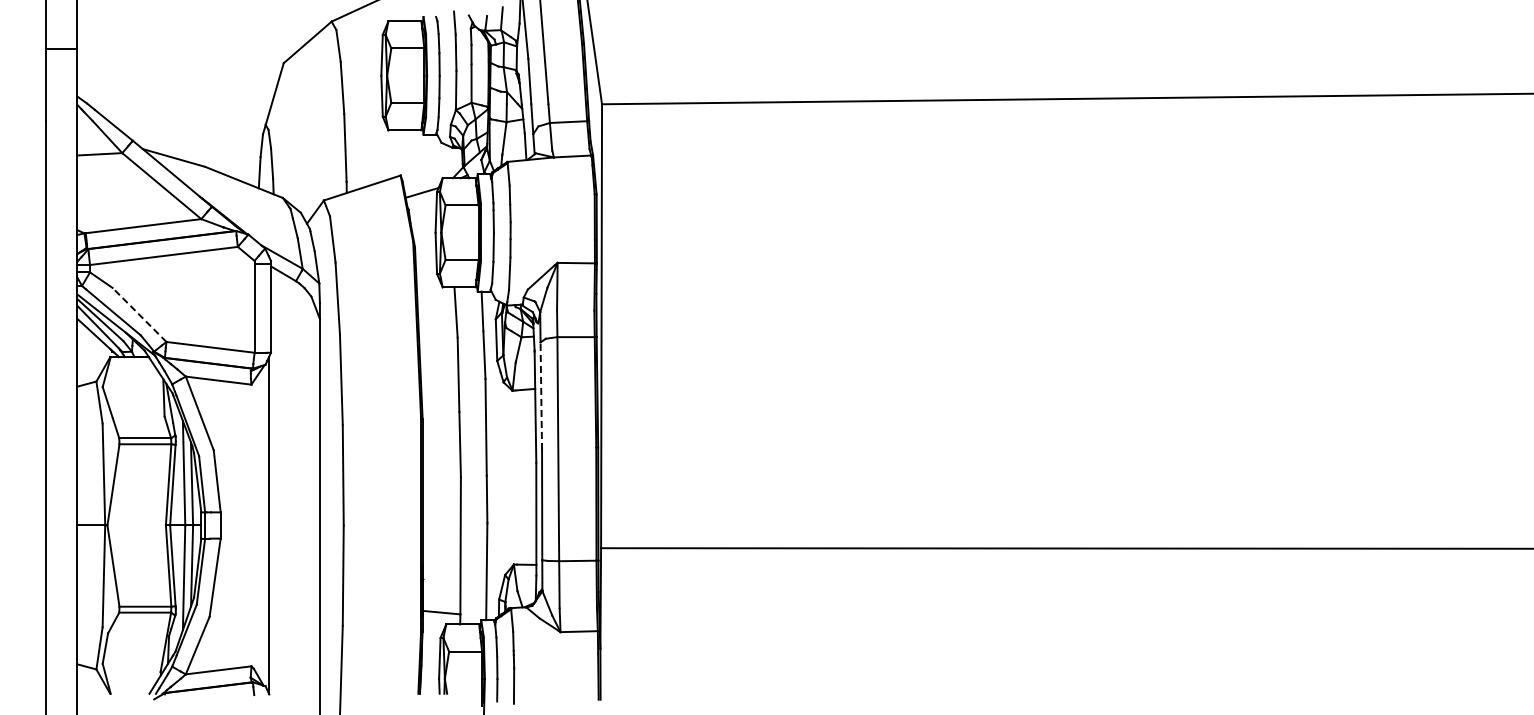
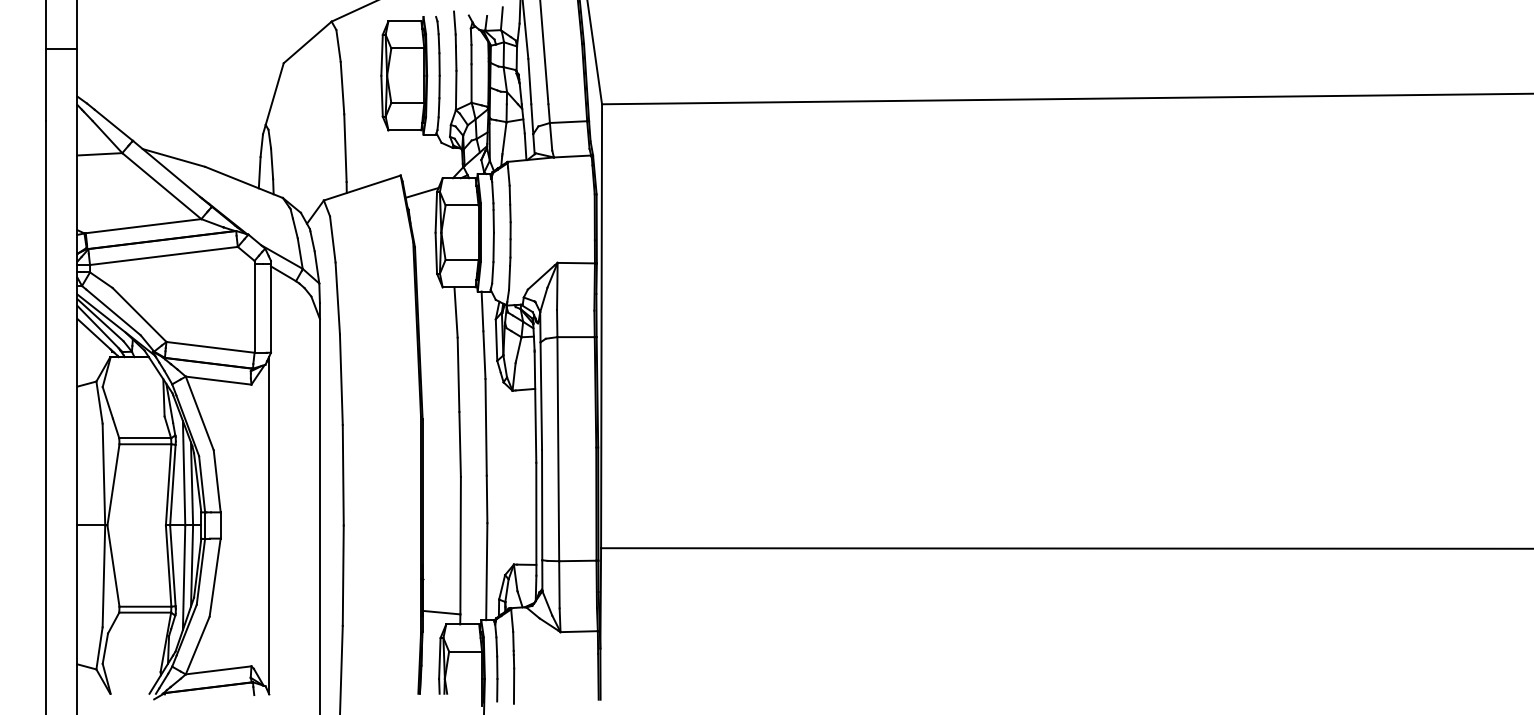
line: dashed -> solid (139, 314)
line: dashed -> solid (541, 396)
